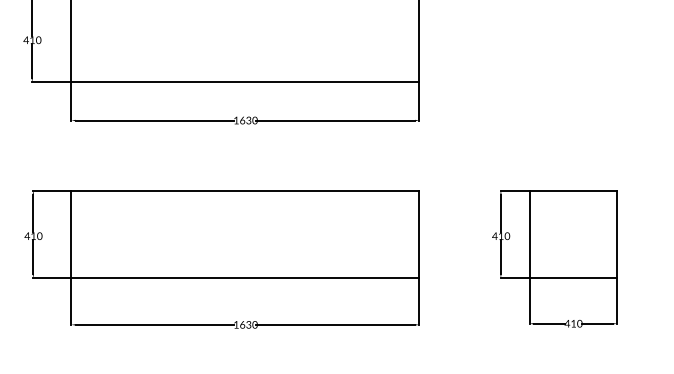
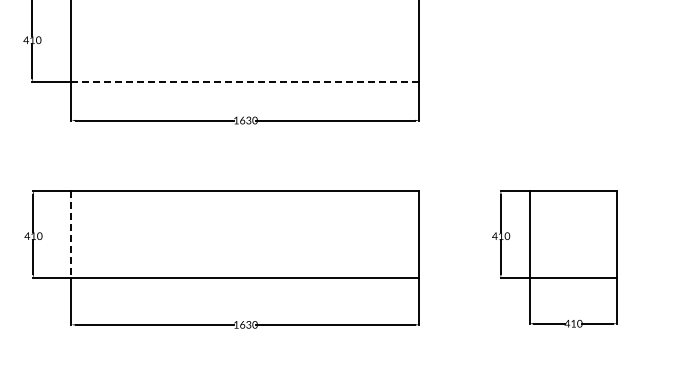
line: solid -> dashed (245, 82)
line: solid -> dashed (71, 234)
